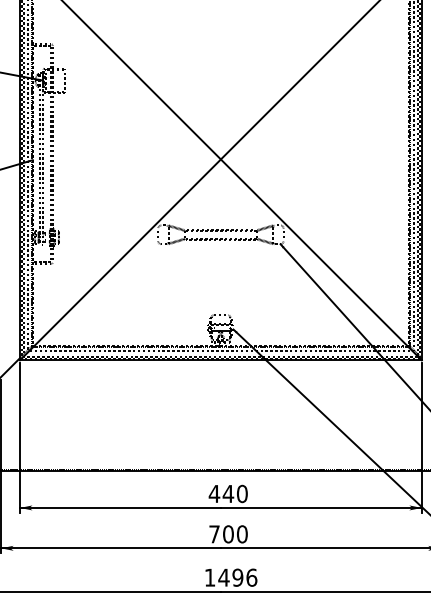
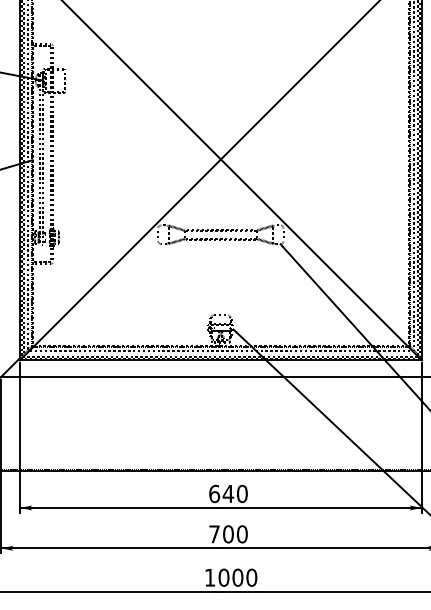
line: none -> present (214, 377)
text: 440 -> 640 (214, 493)
text: 1496 -> 1000 (237, 577)
